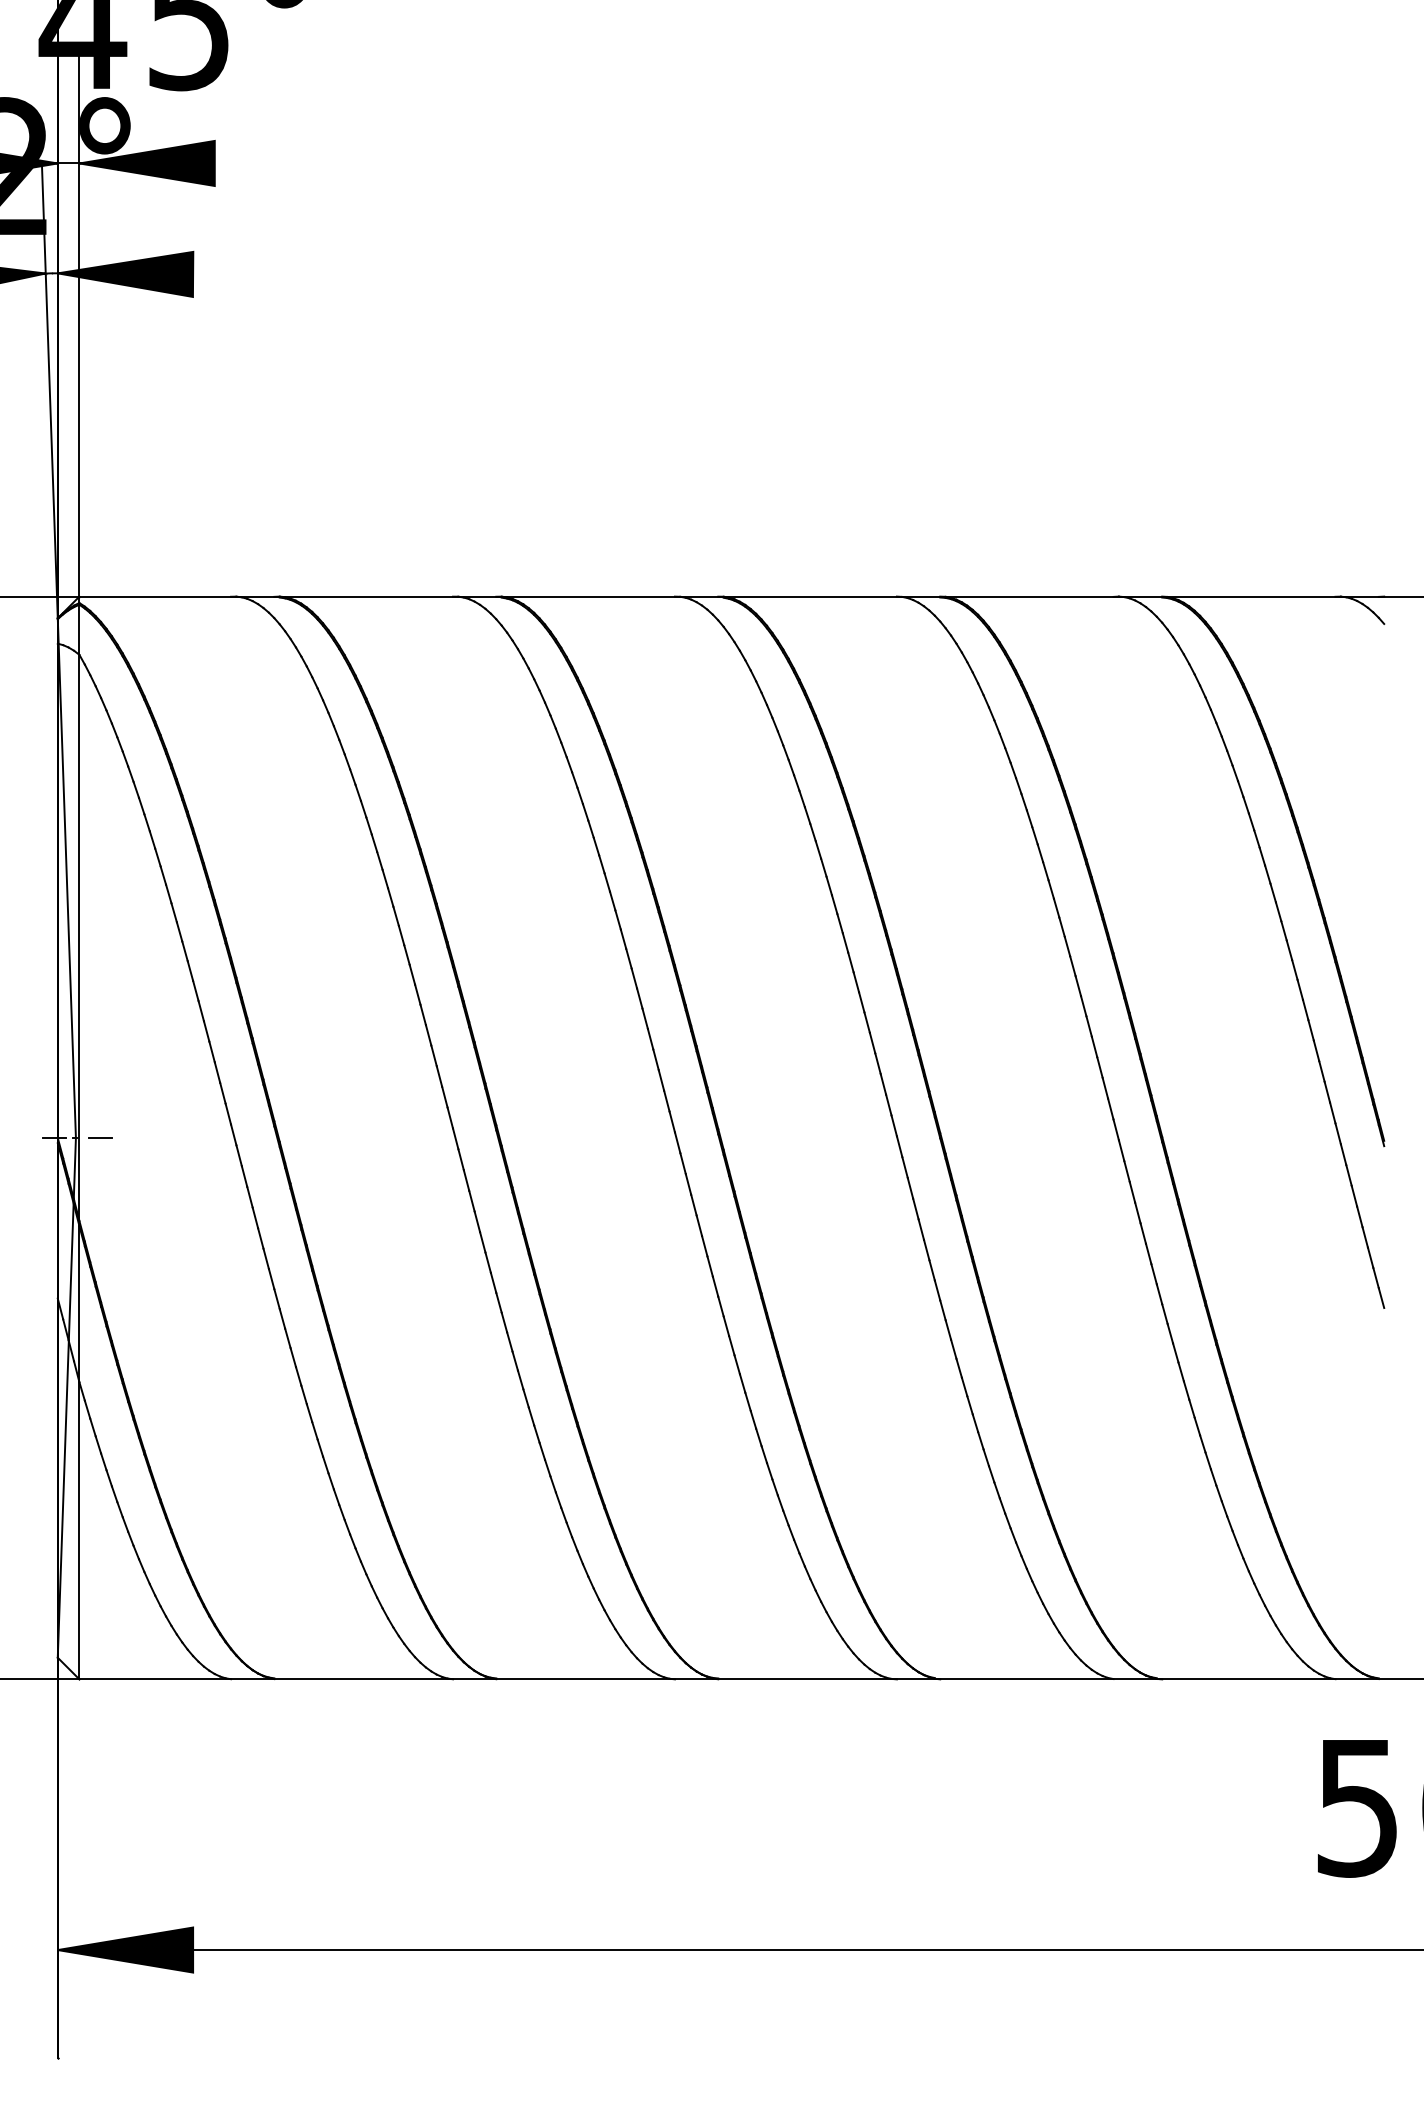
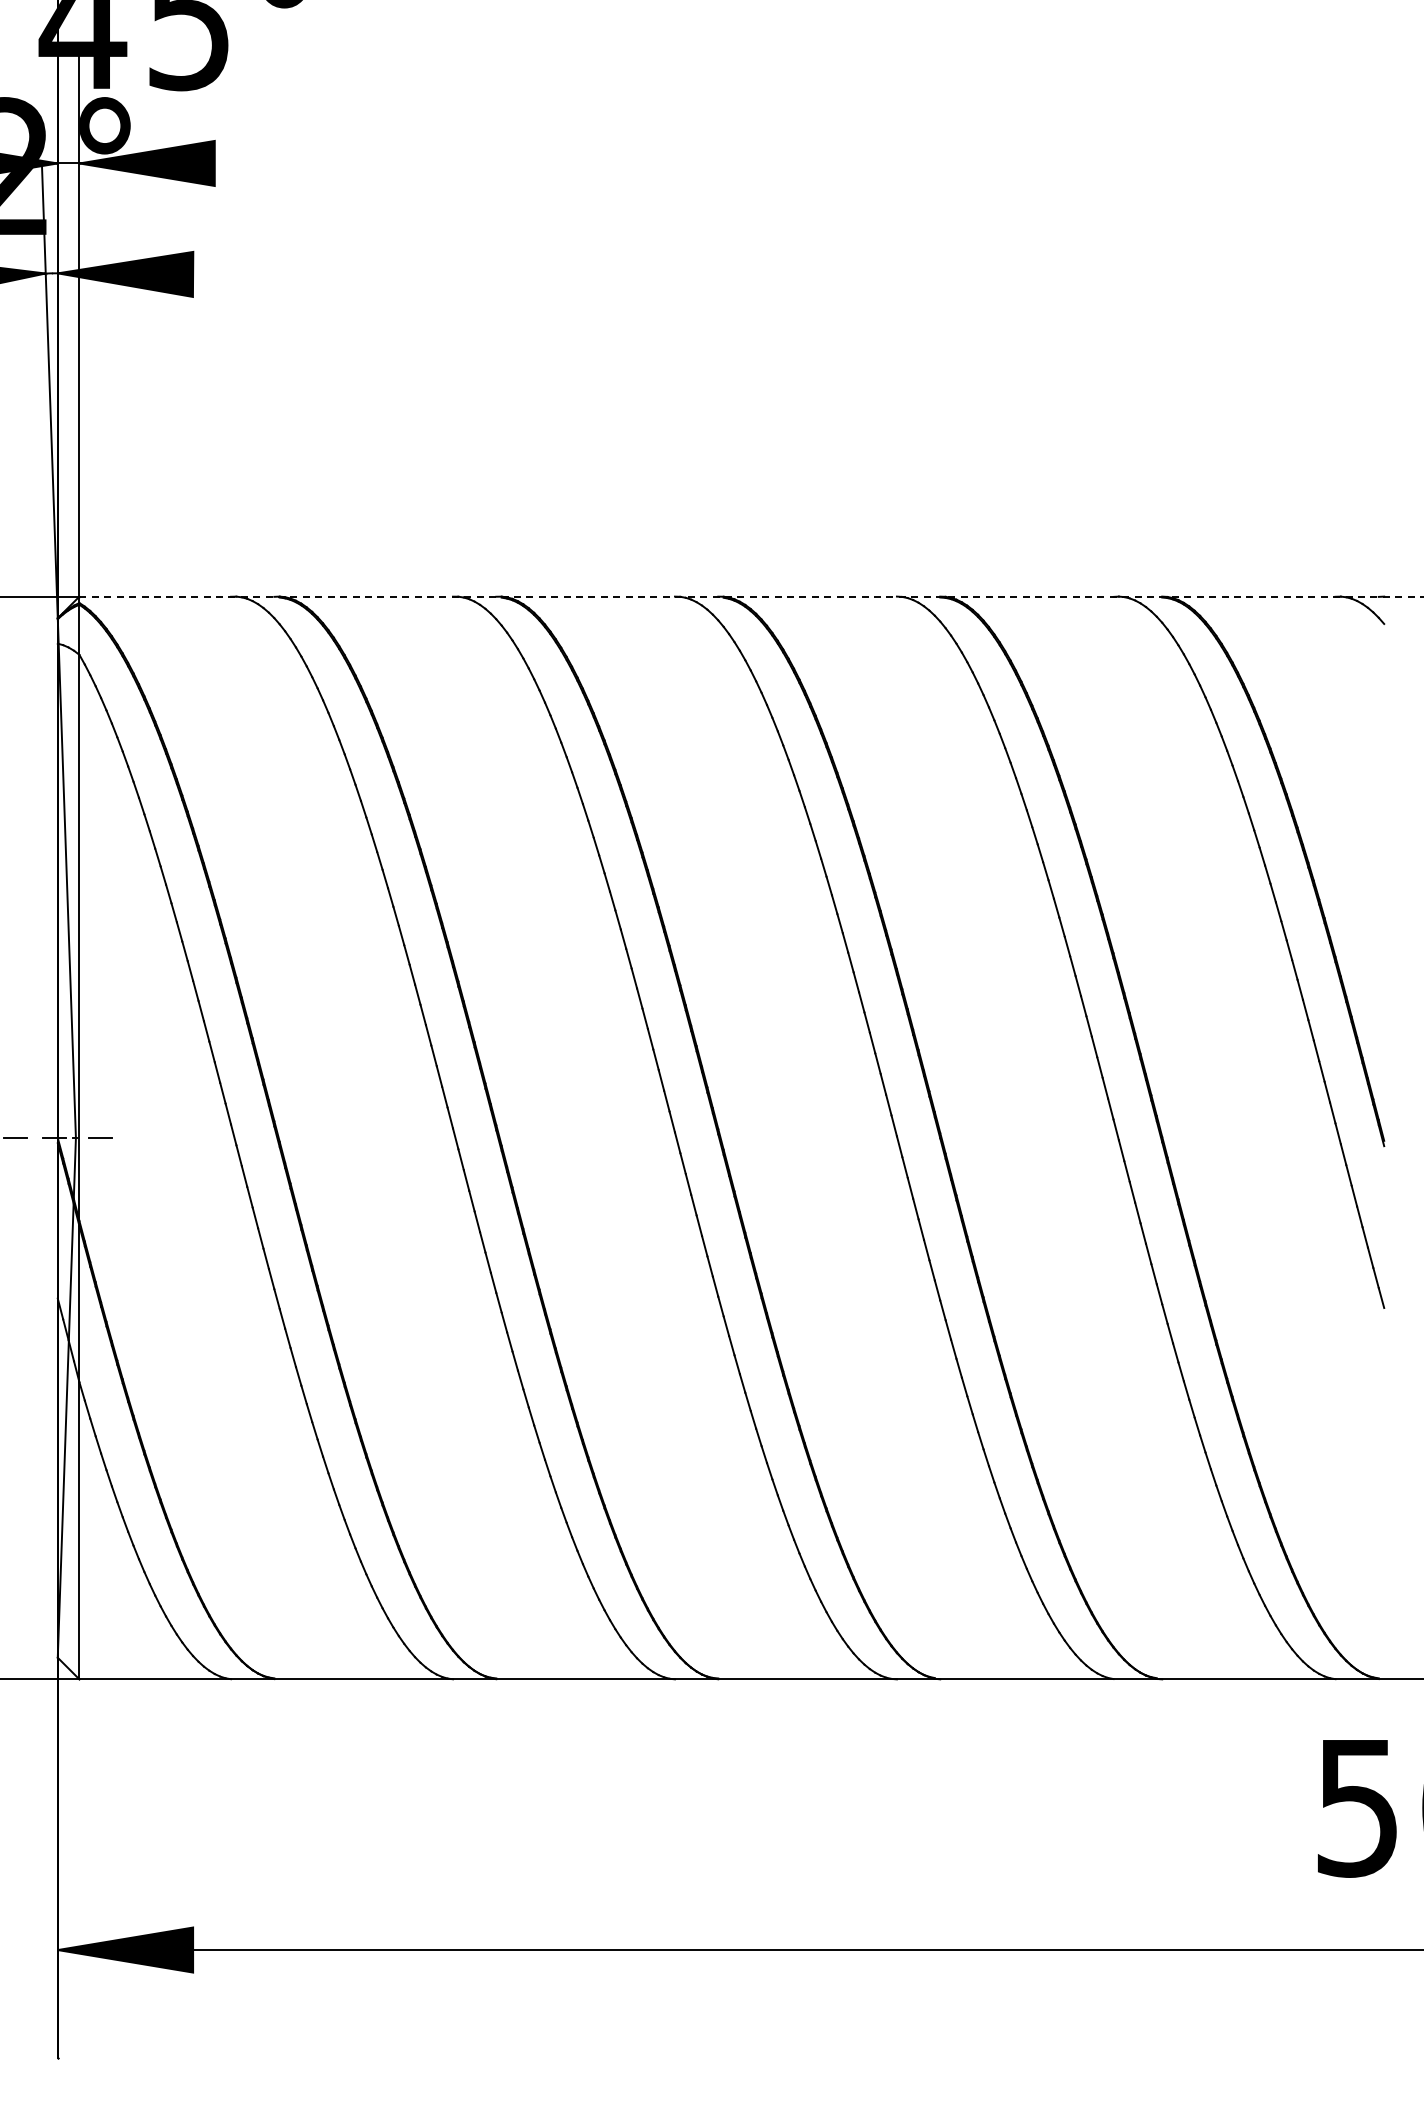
line: solid -> dashed (751, 596)
line: none -> present (15, 1137)
